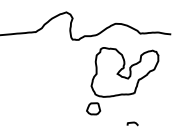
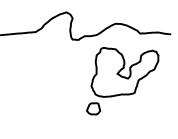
curve: present -> none (132, 123)
